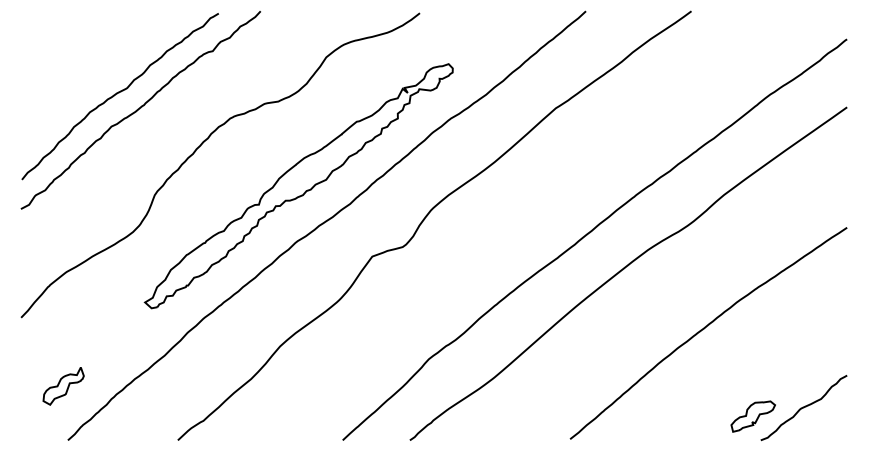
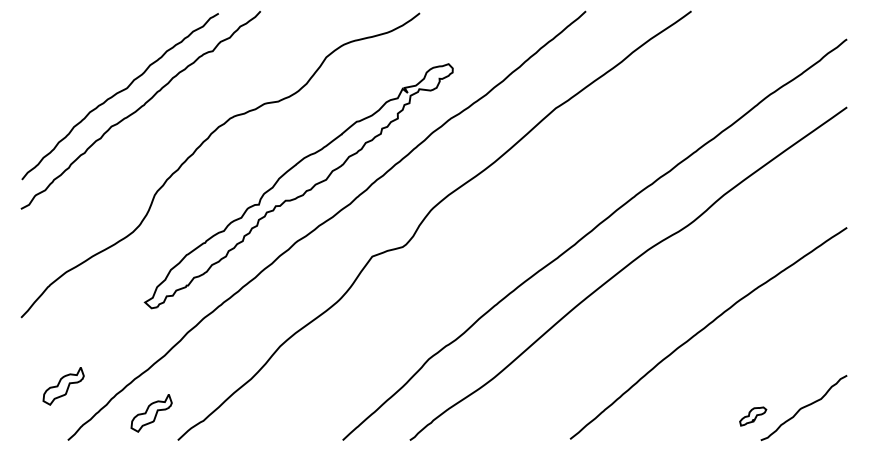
part: none -> present (151, 413)
part size: 46x33 px -> 29x21 px (753, 416)
